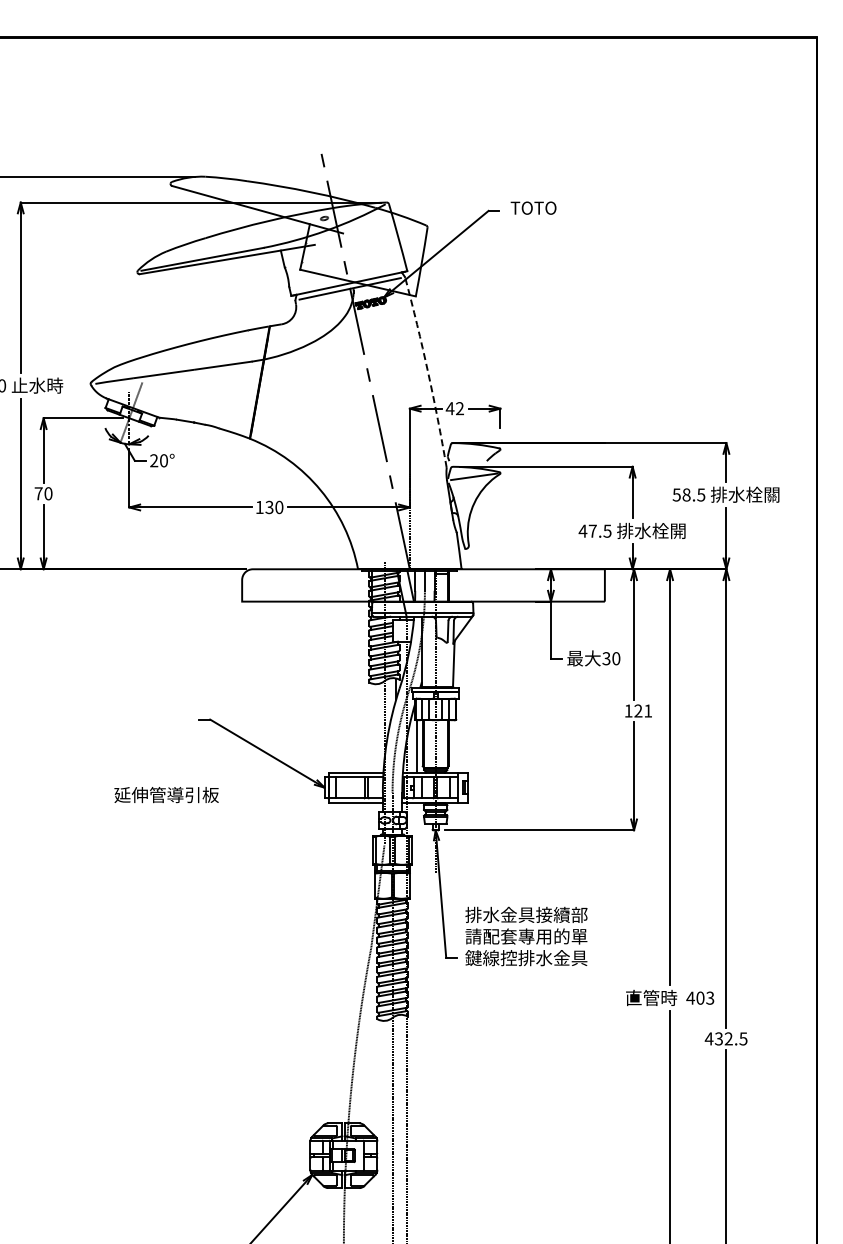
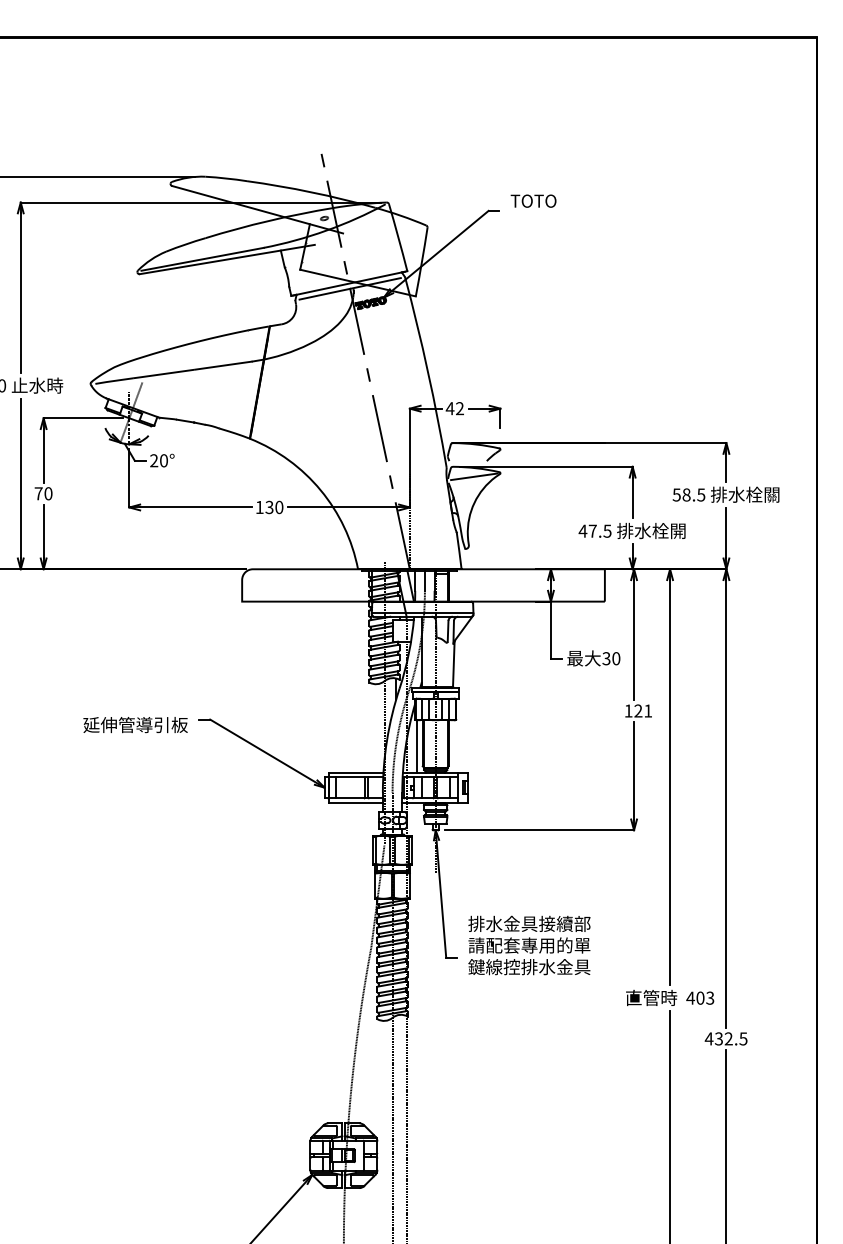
text position: (533, 207) -> (533, 200) (533, 200)
arc: dashed -> solid (428, 372)
text position: (166, 795) -> (135, 725) (135, 725)
text position: (526, 936) -> (529, 945) (529, 945)
